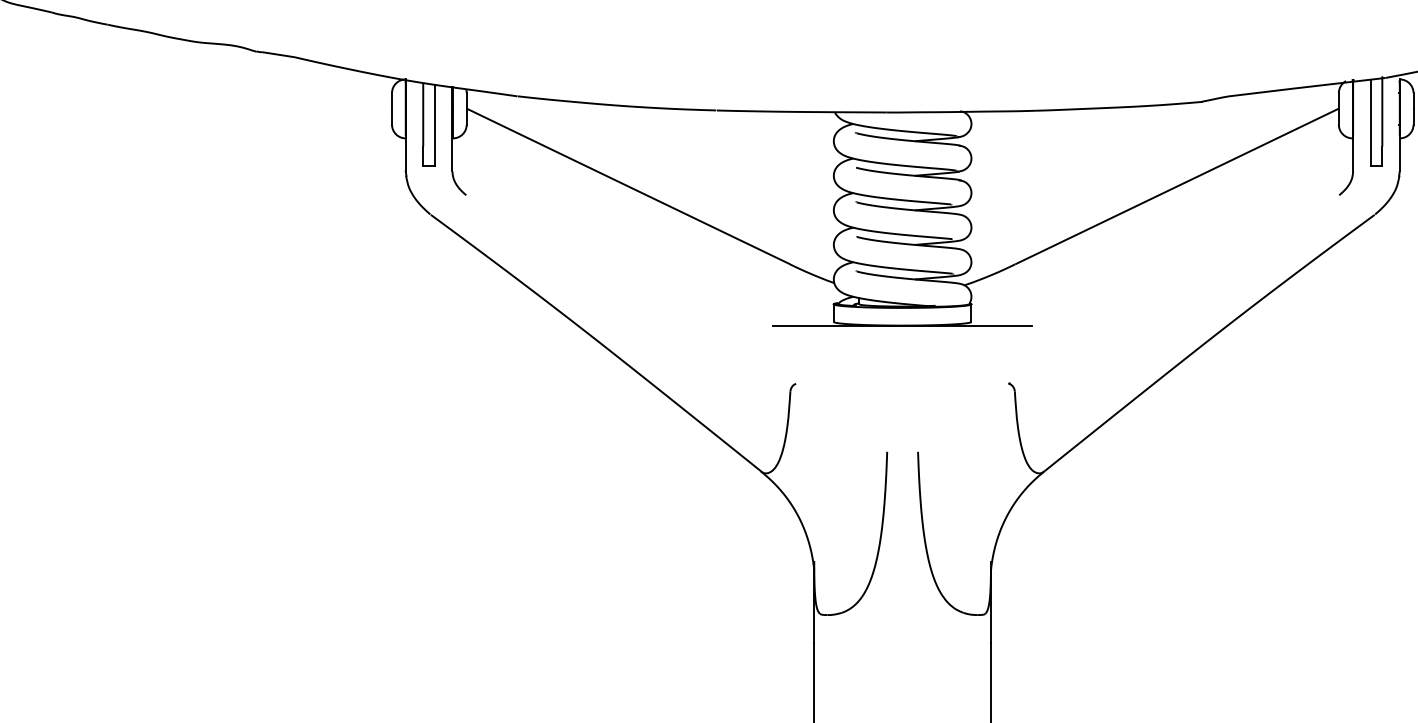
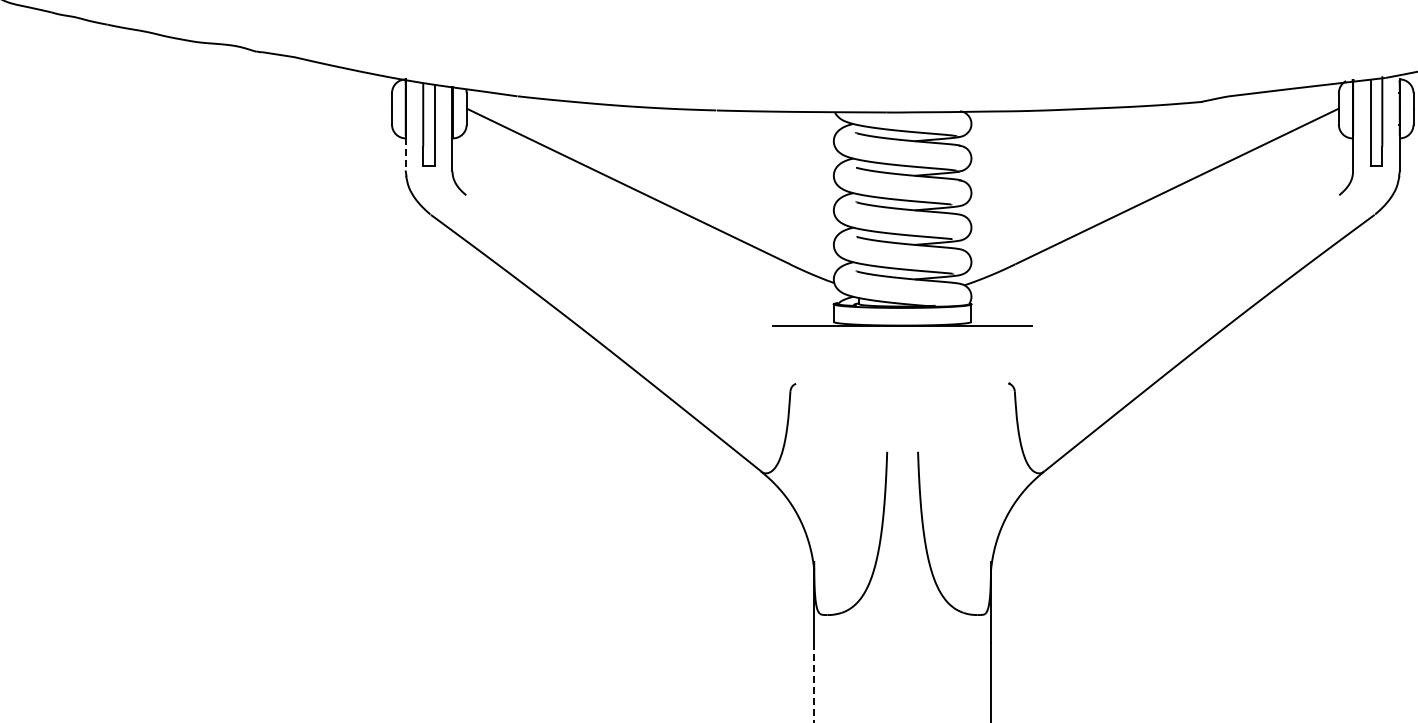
line: solid -> dashed (405, 154)
line: solid -> dashed (814, 682)
